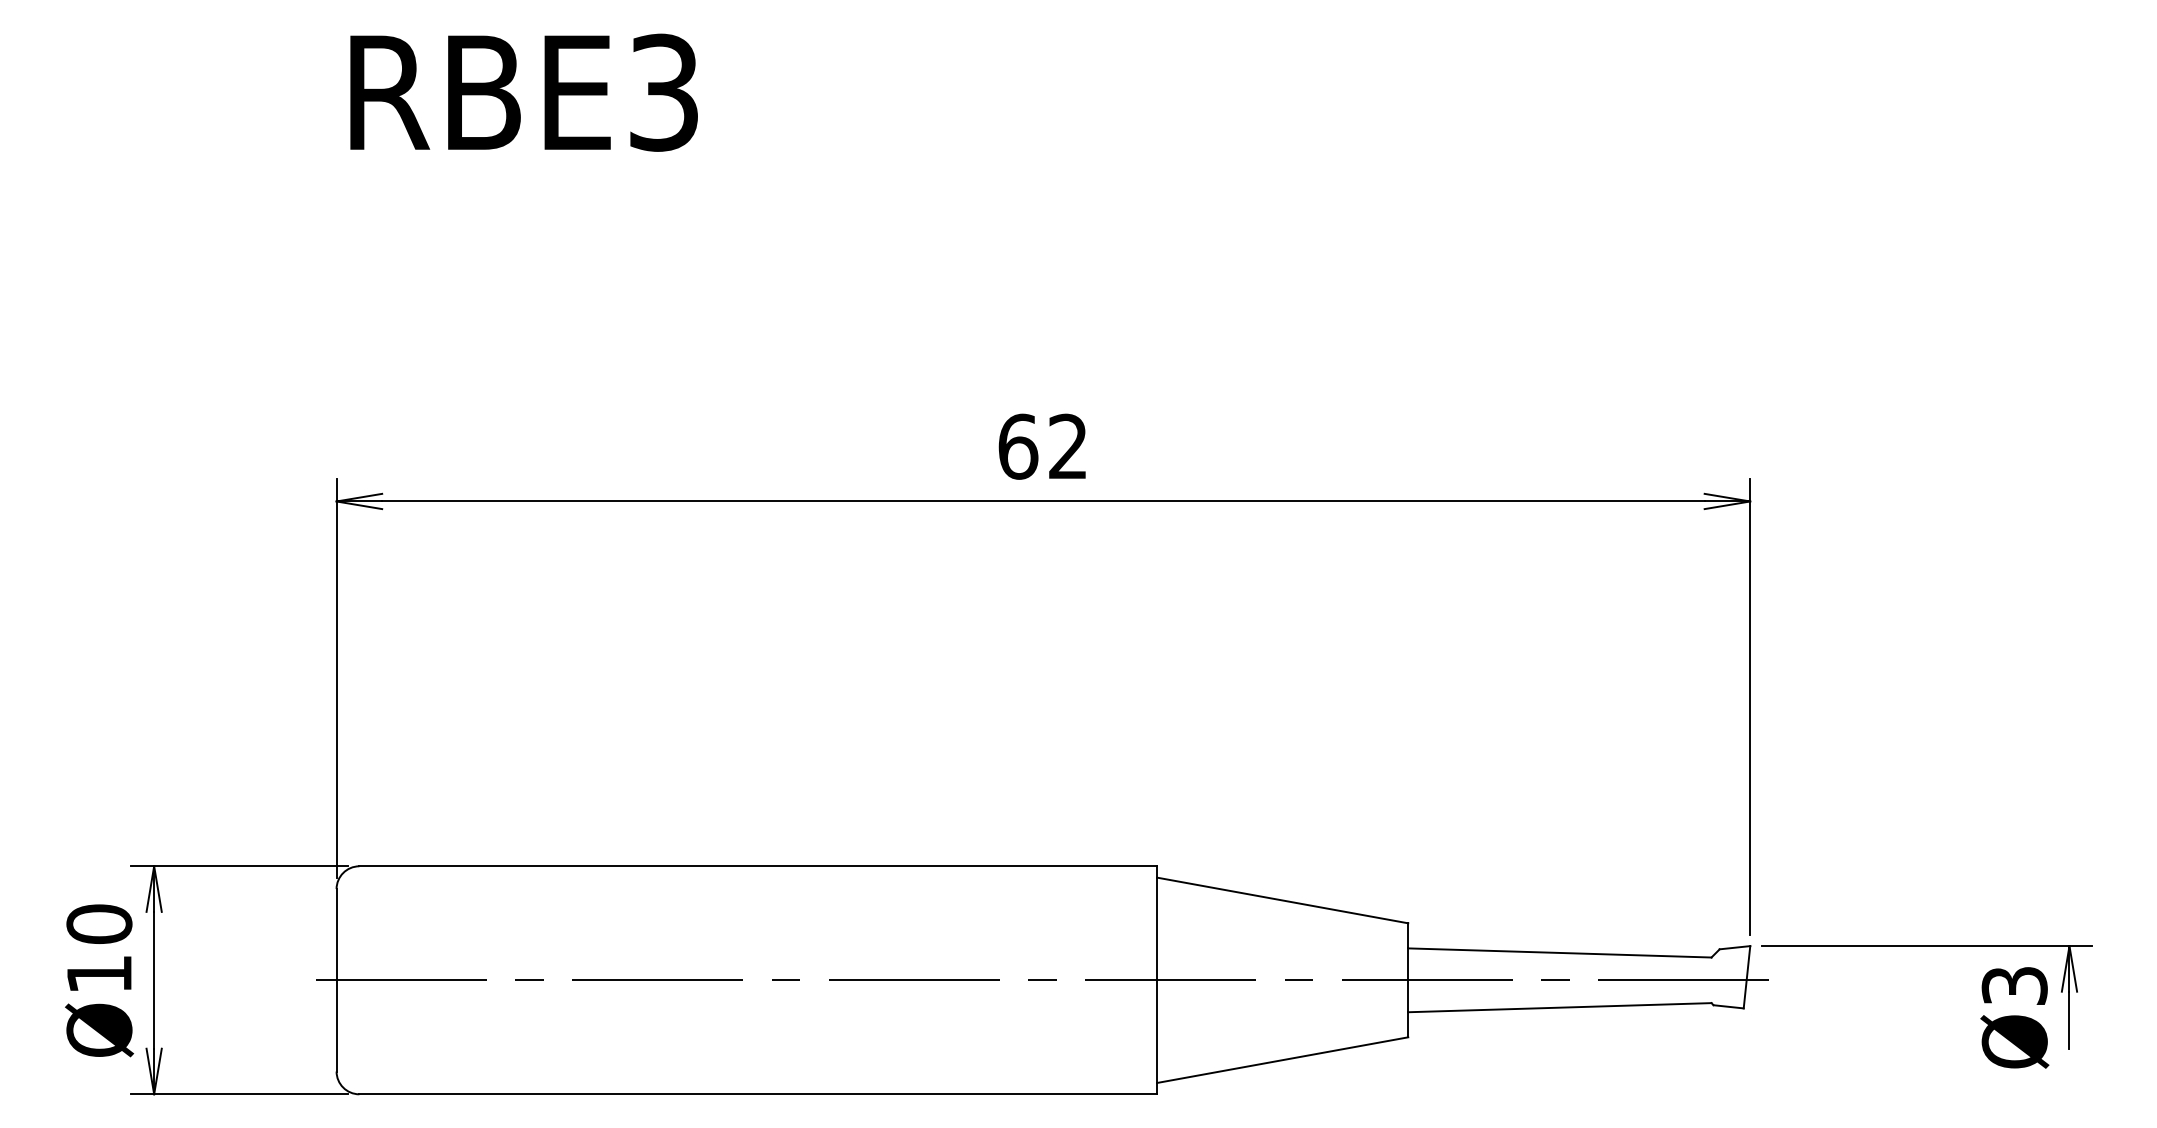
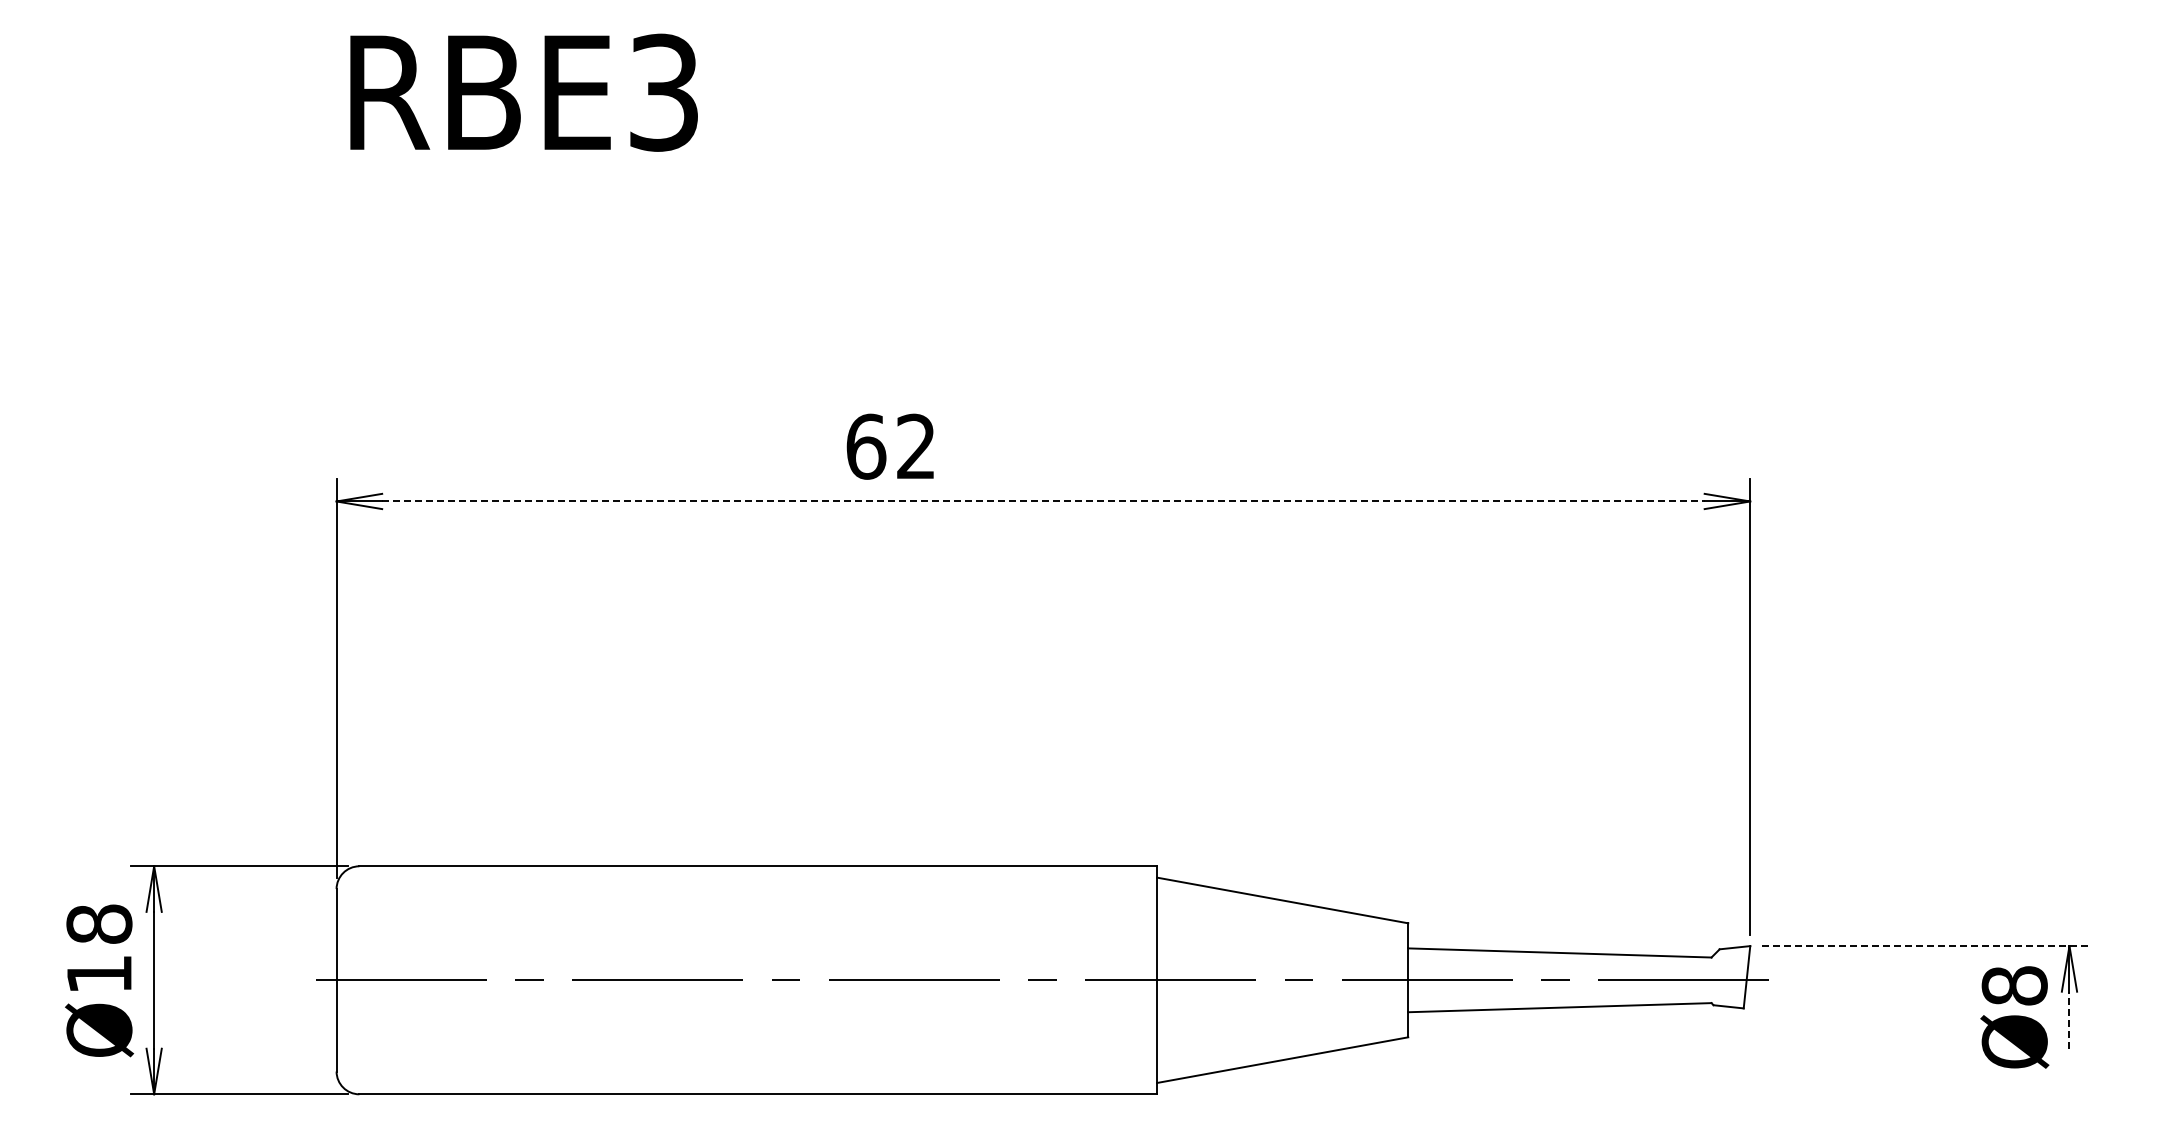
text position: (1041, 446) -> (889, 446) (889, 446)
line: solid -> dashed (1043, 501)
text: 10 -> 18 (99, 923)
line: solid -> dashed (1927, 946)
text: 3 -> 8 (2014, 985)
line: solid -> dashed (2069, 1020)
